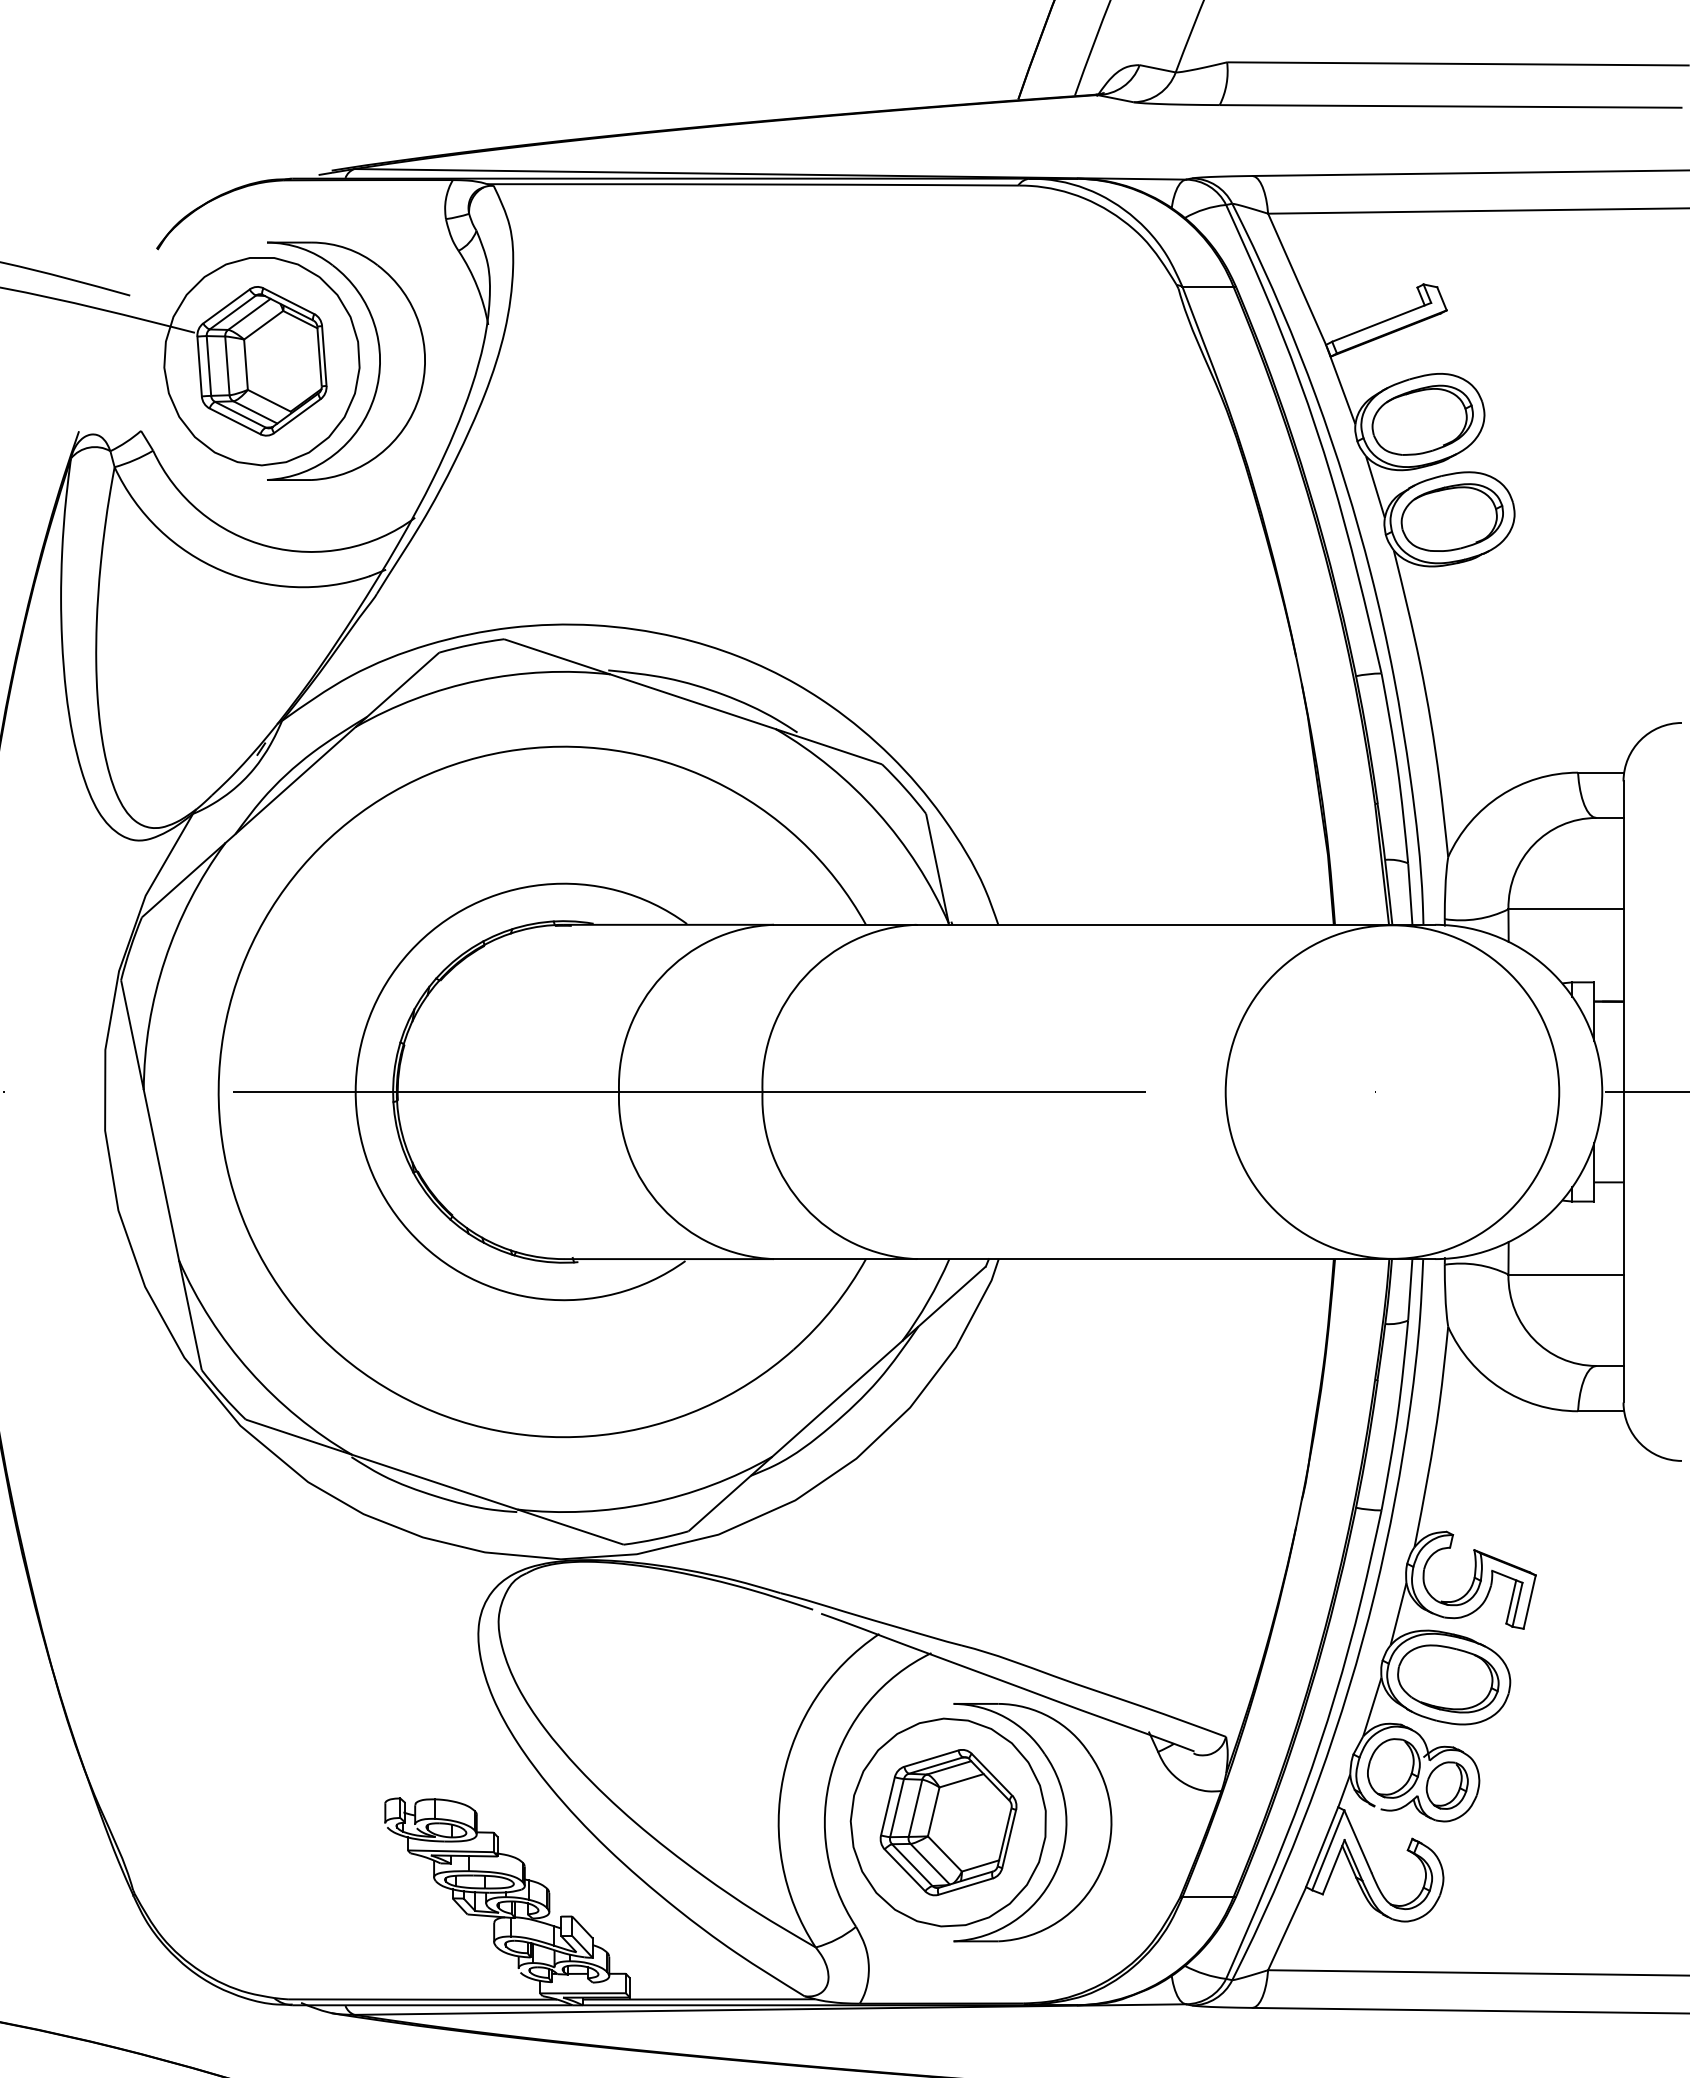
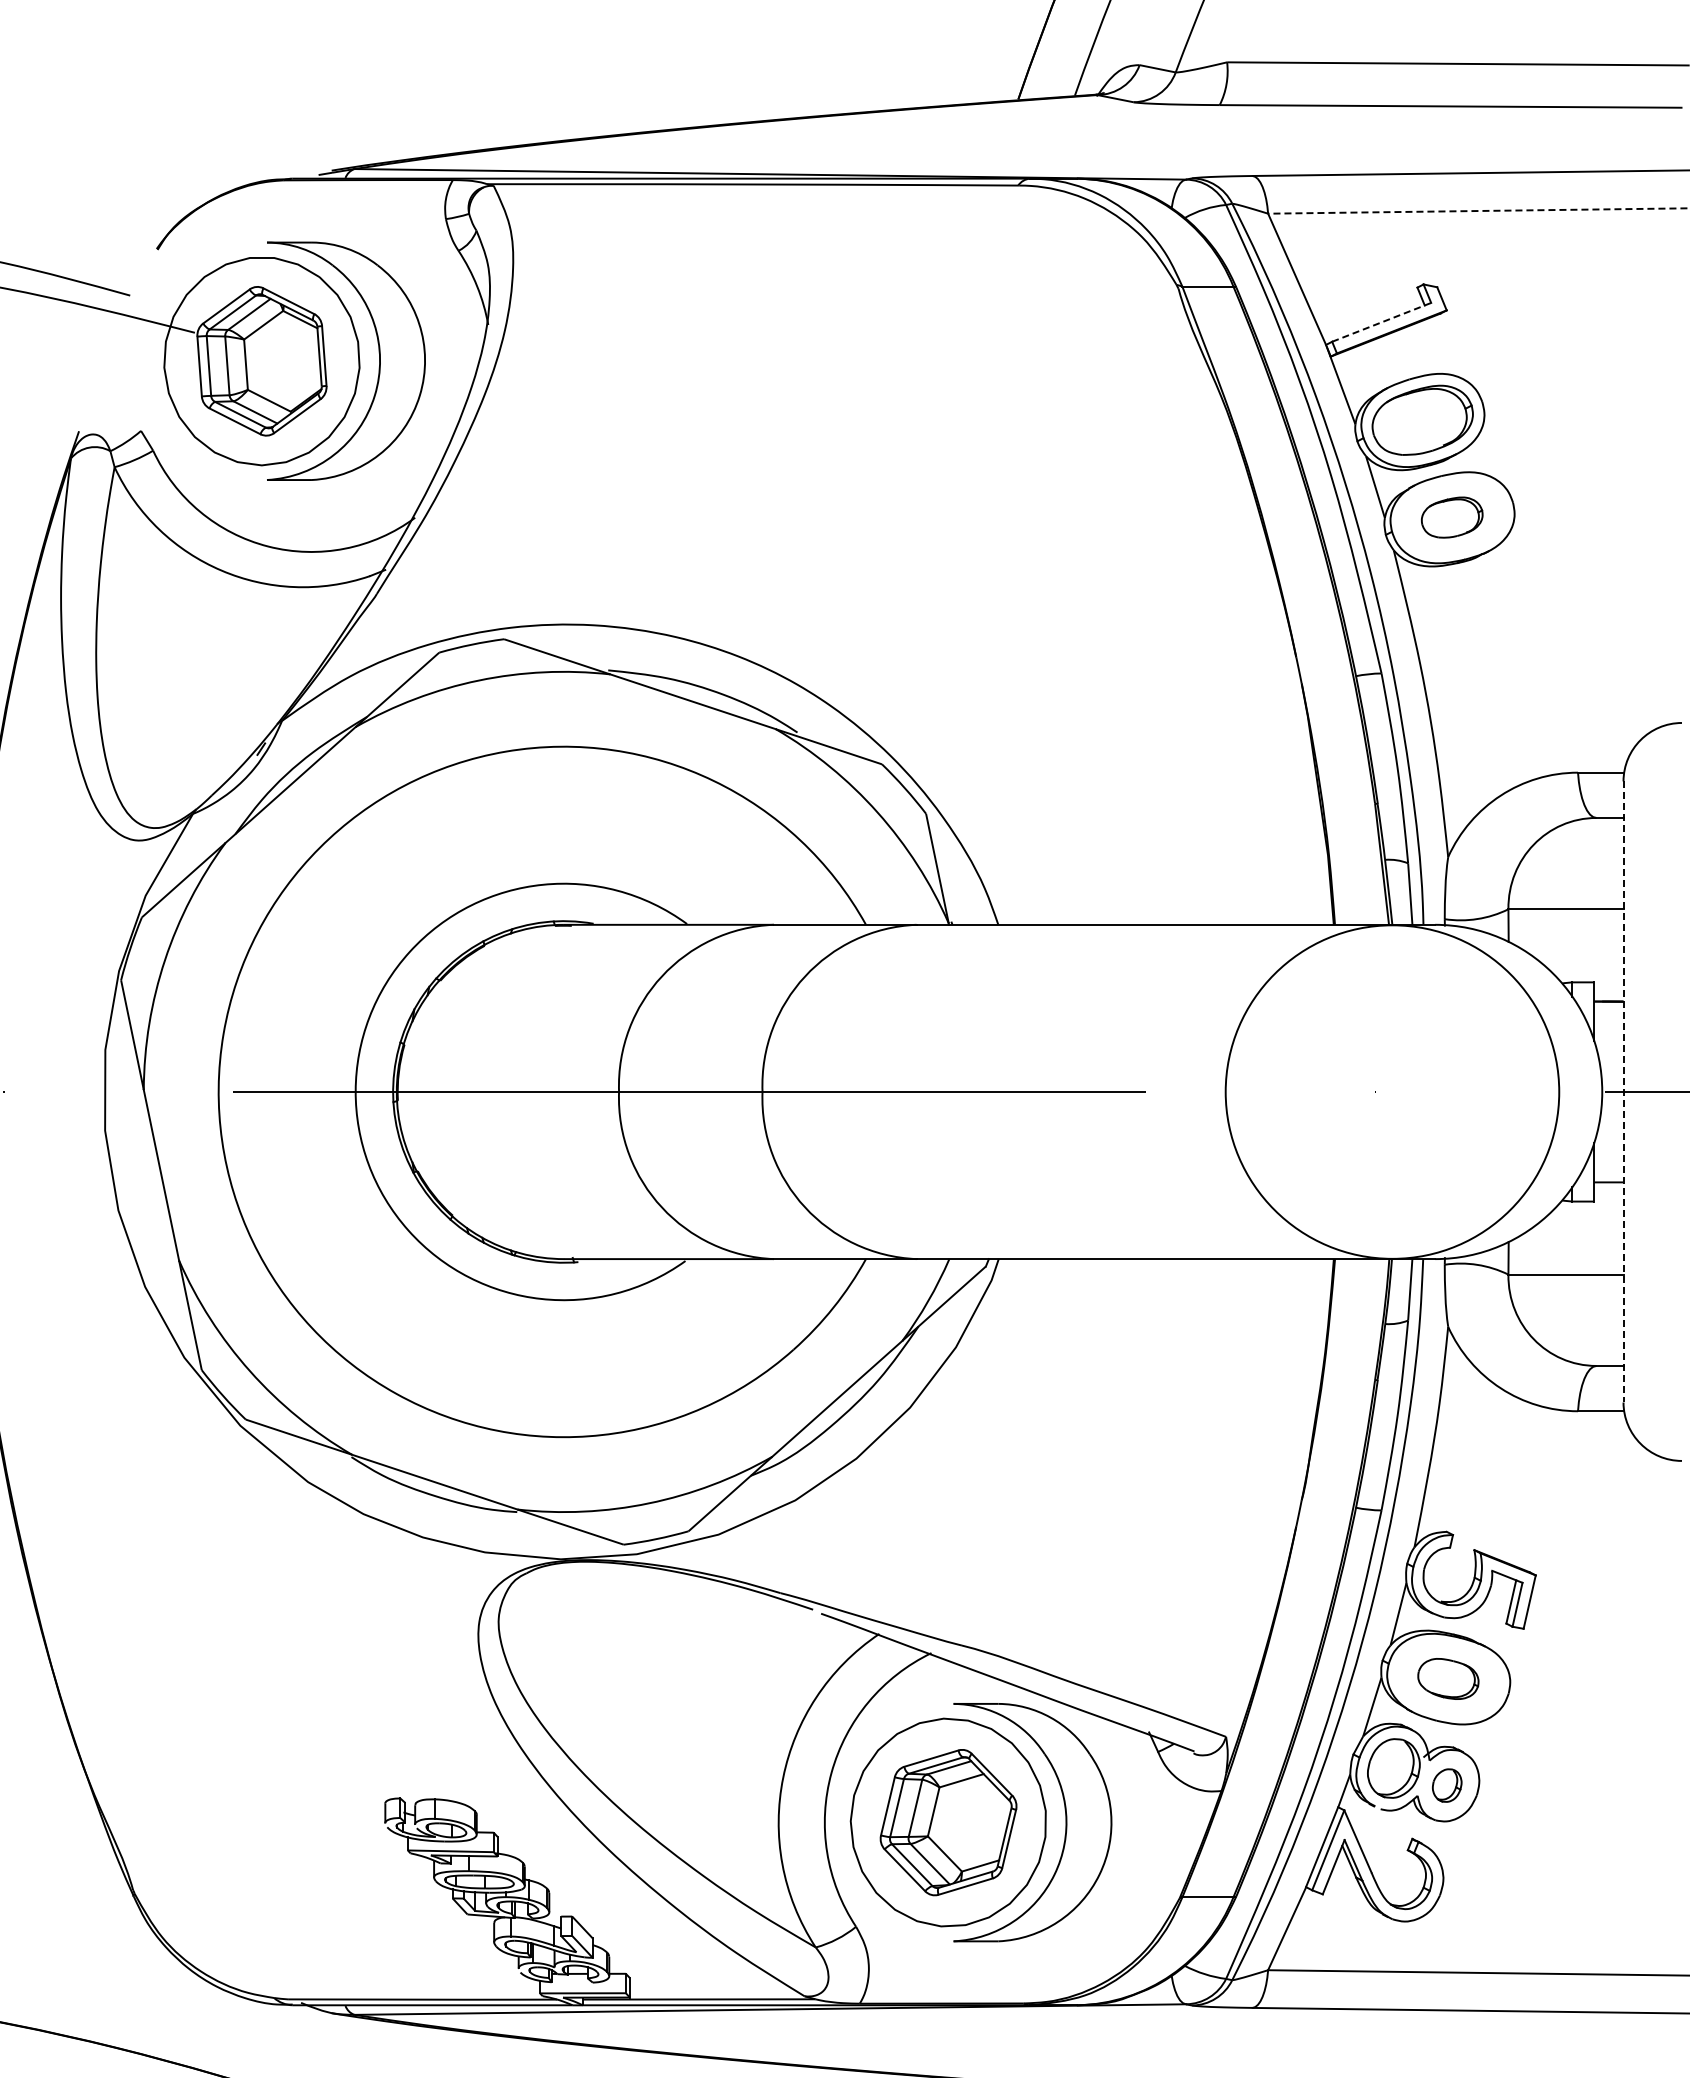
line: solid -> dashed (1478, 211)
line: solid -> dashed (1382, 322)
part size: 104x69 px -> 63x43 px (1452, 517)
line: solid -> dashed (1623, 1091)
part size: 103x70 px -> 63x42 px (1448, 1678)
part size: 44x49 px -> 31x35 px (1447, 1785)
